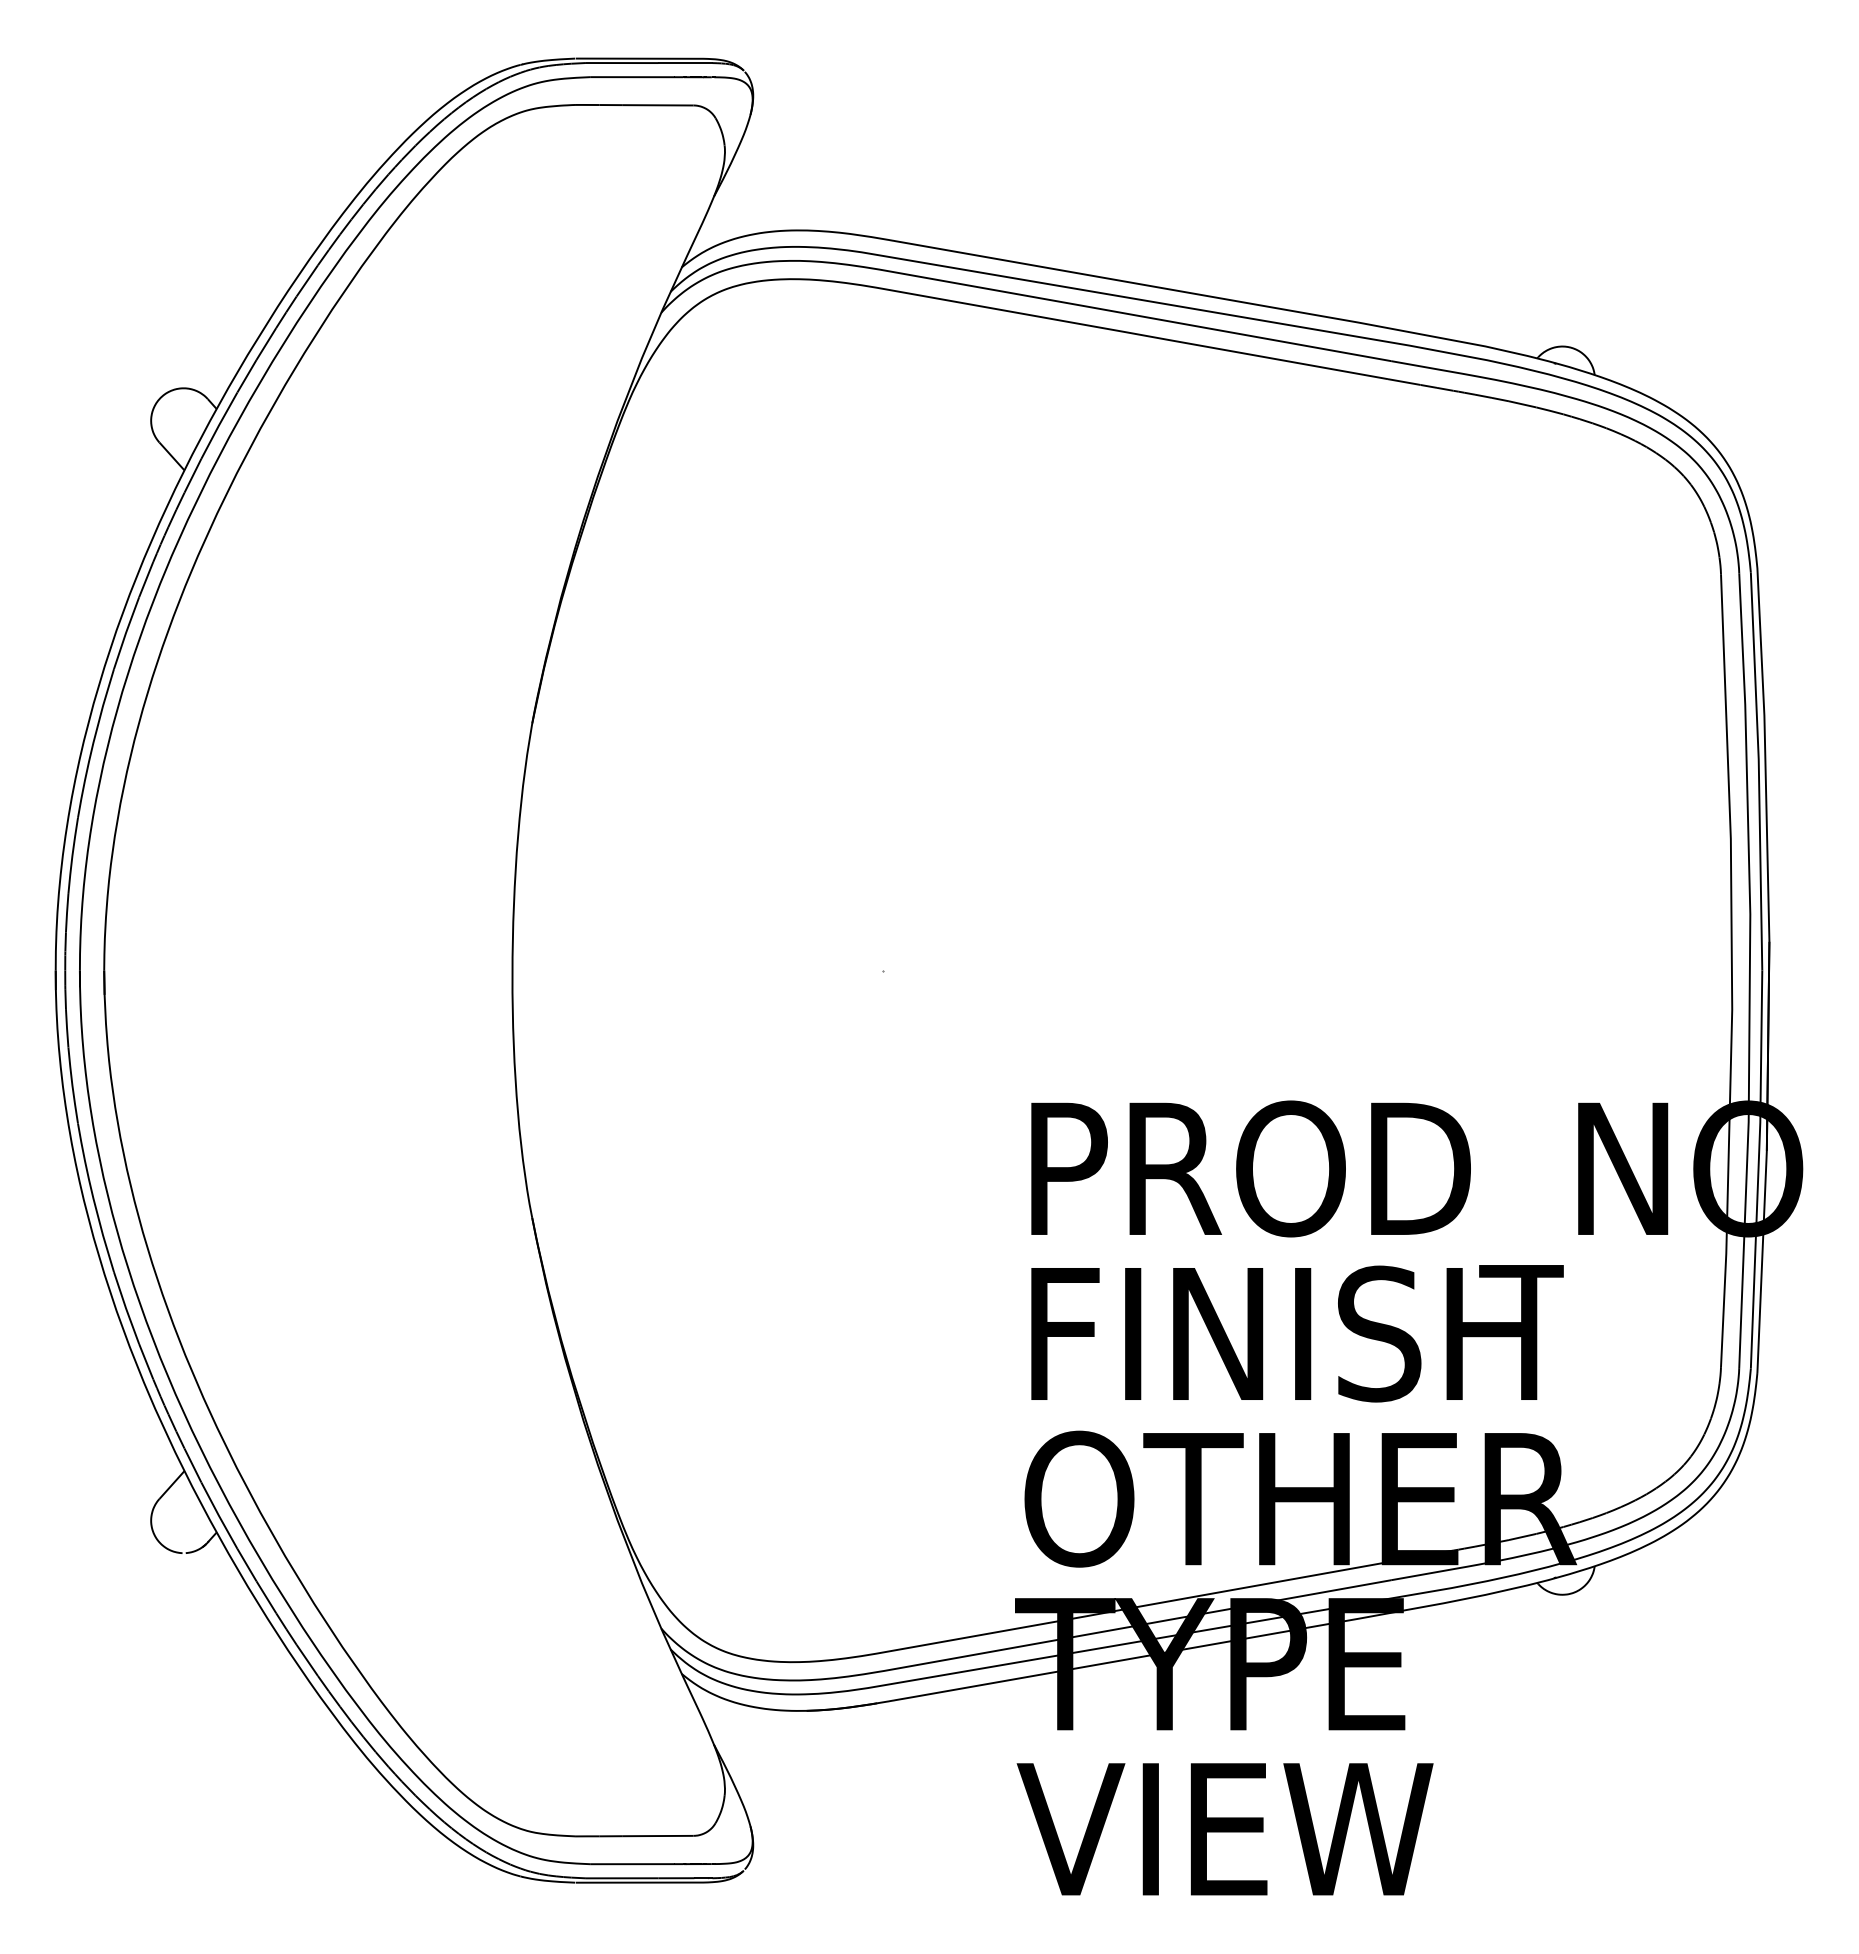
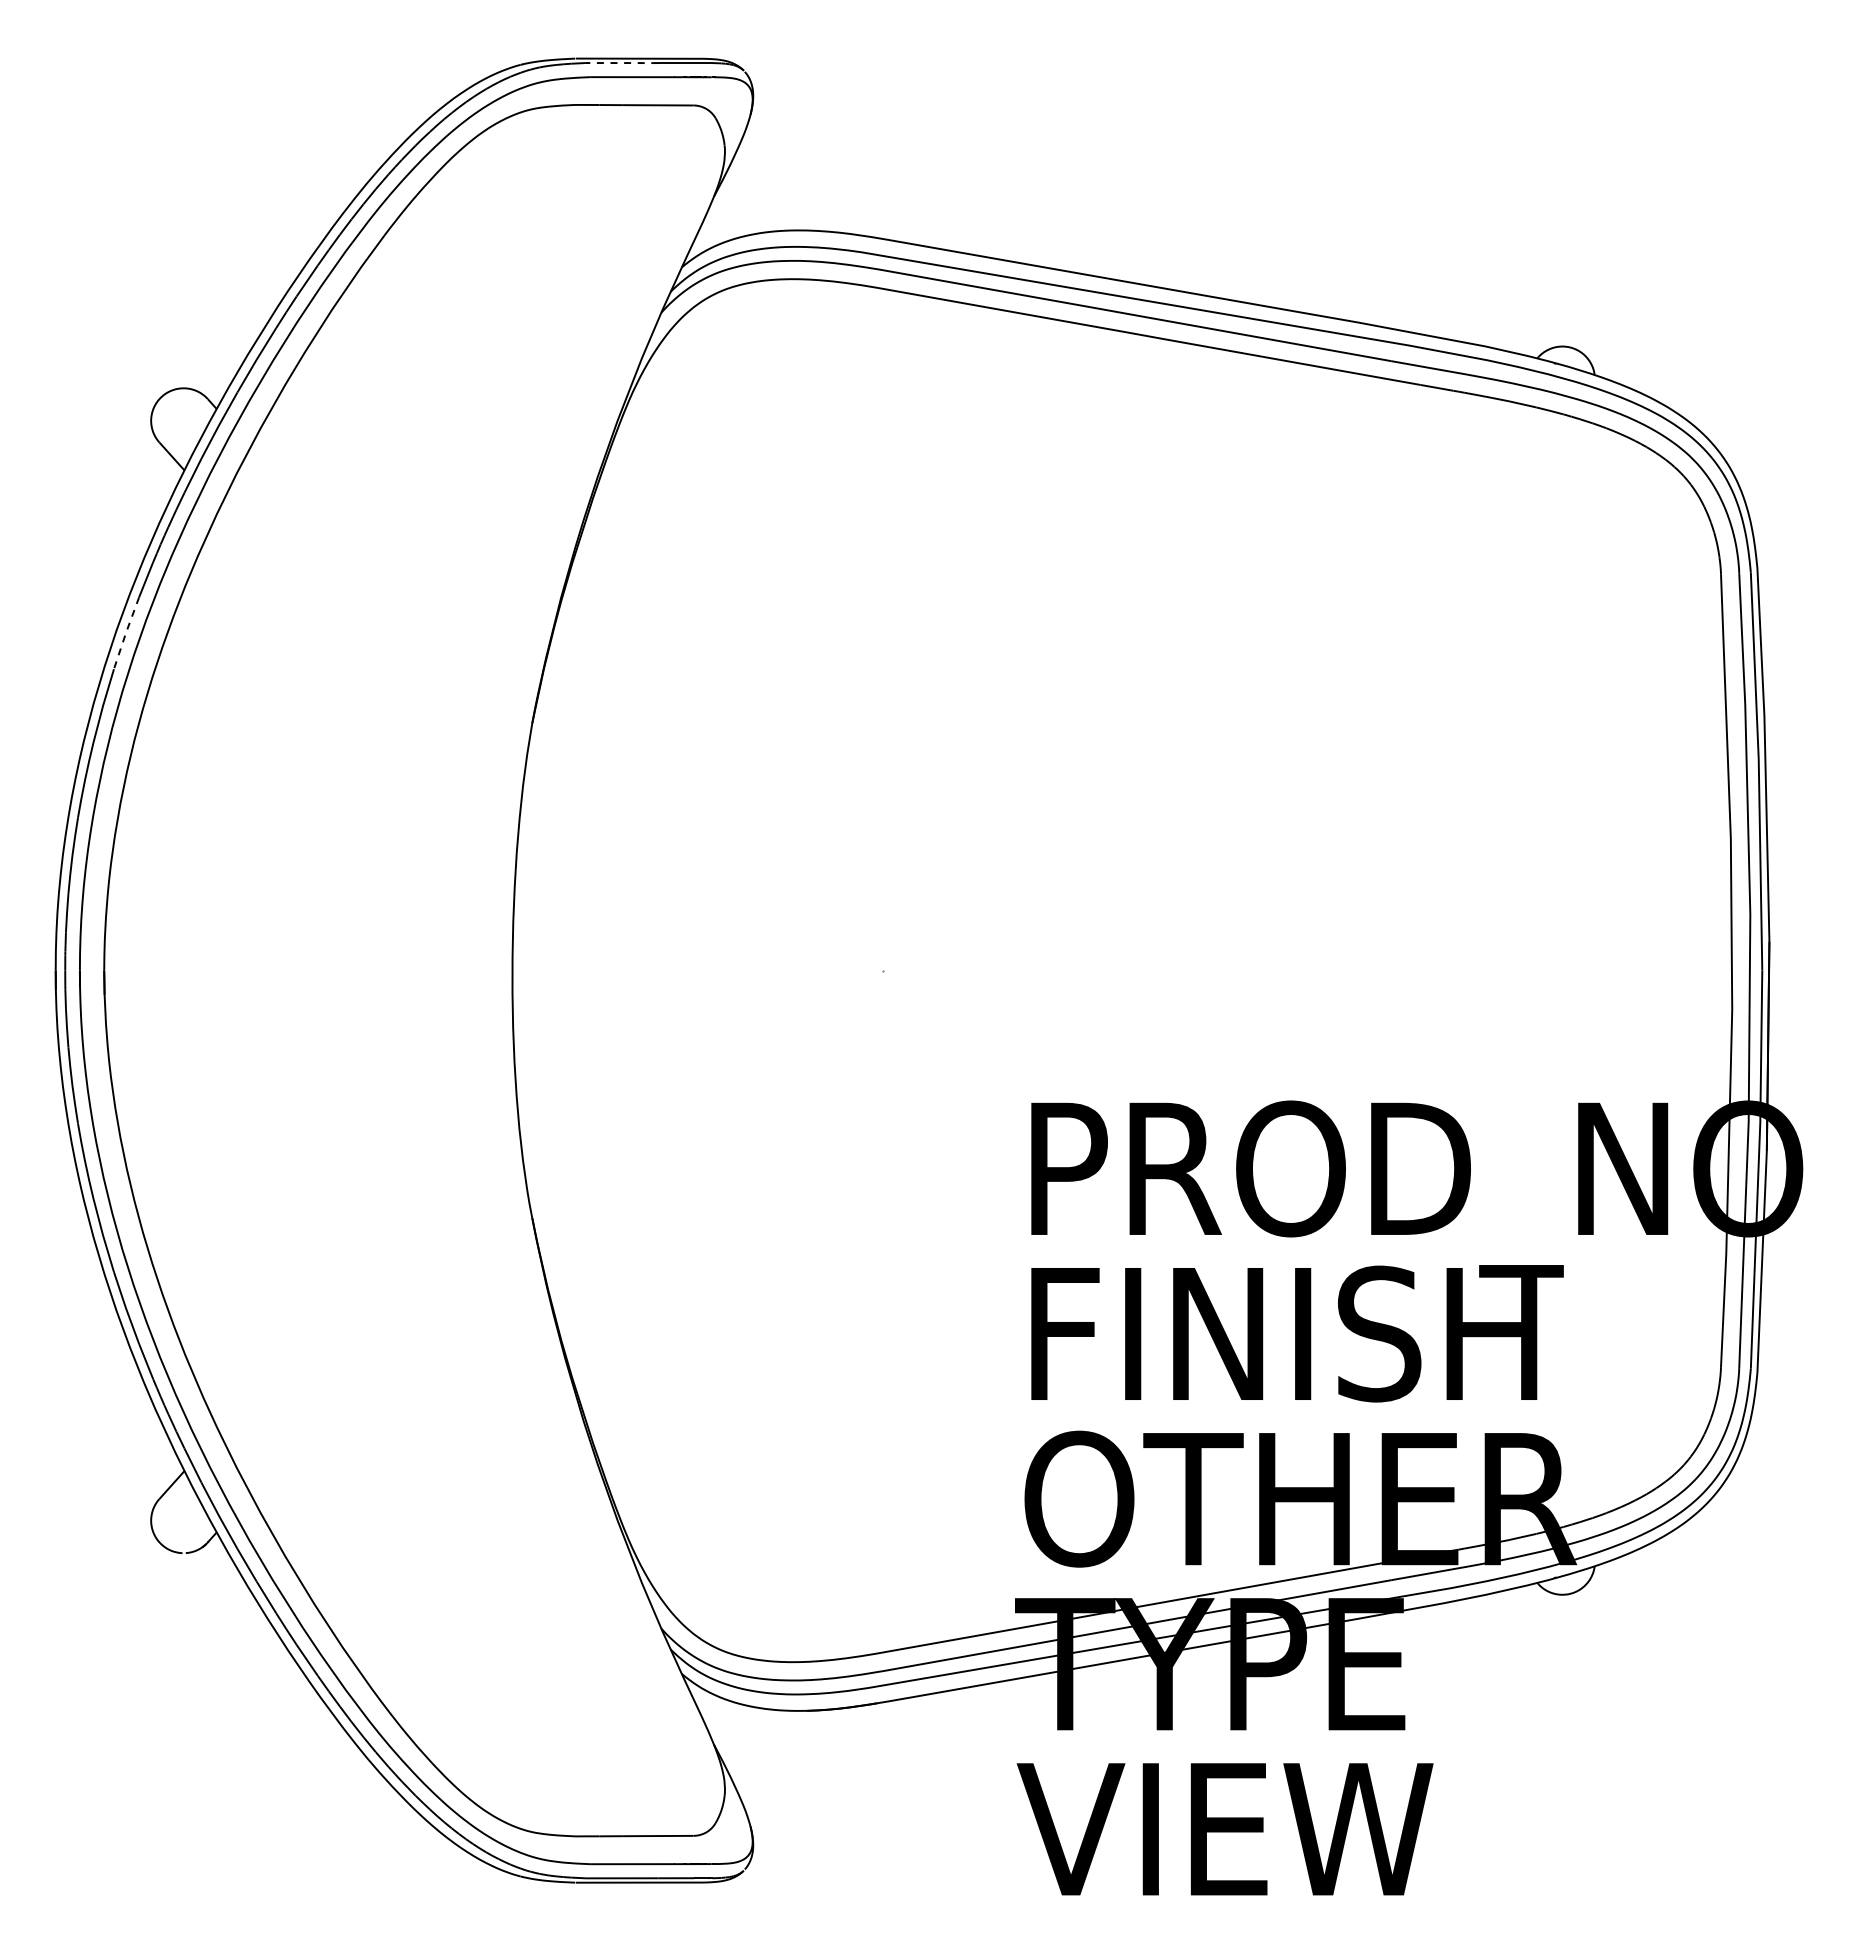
line: solid -> dashed (621, 63)
line: solid -> dashed (126, 633)
